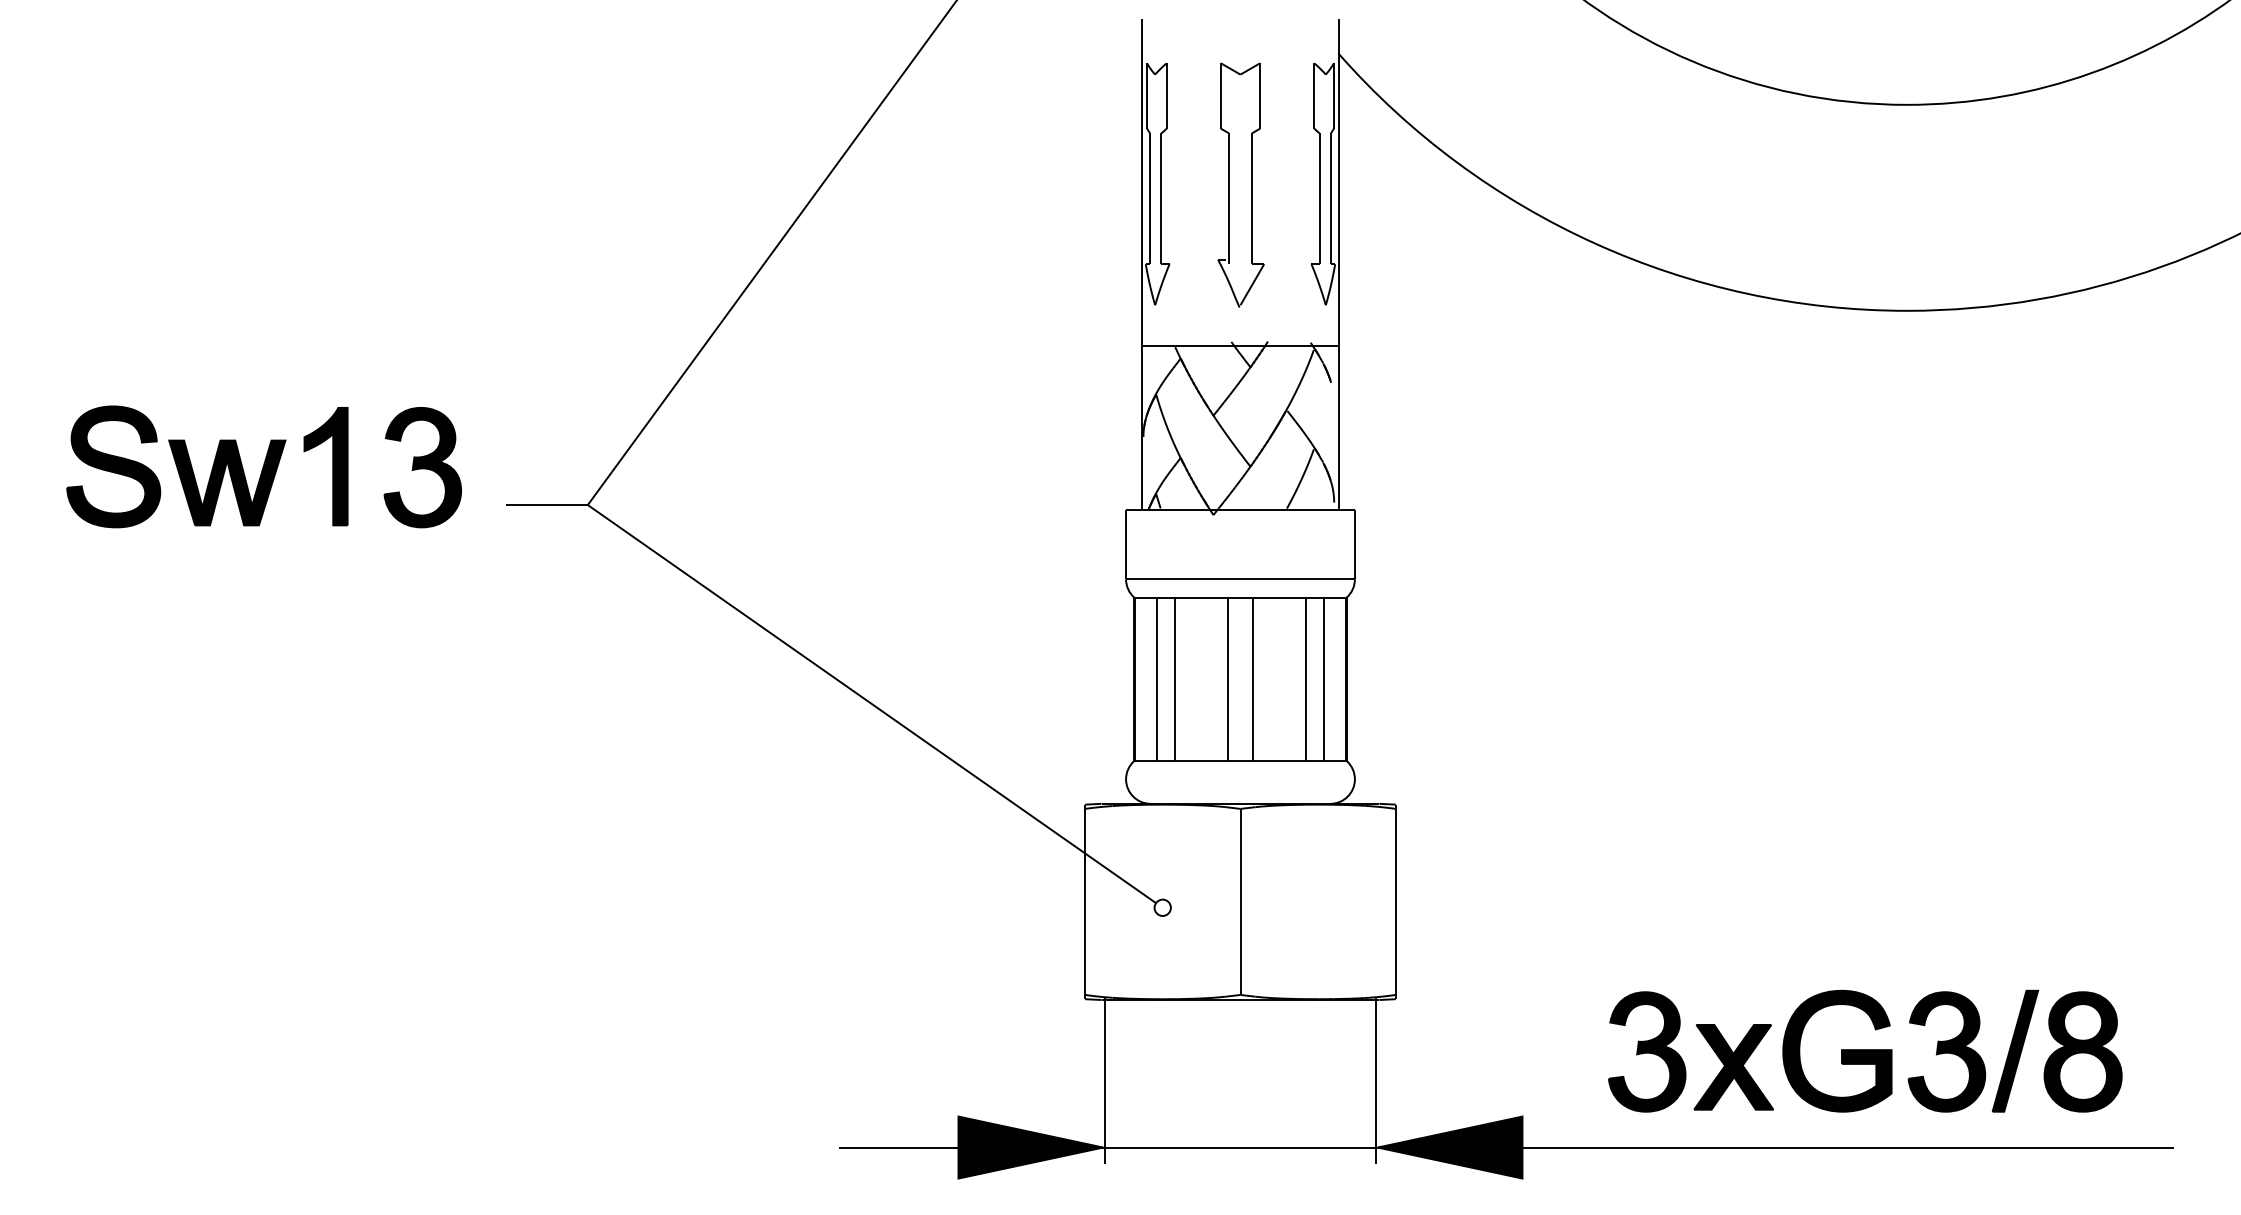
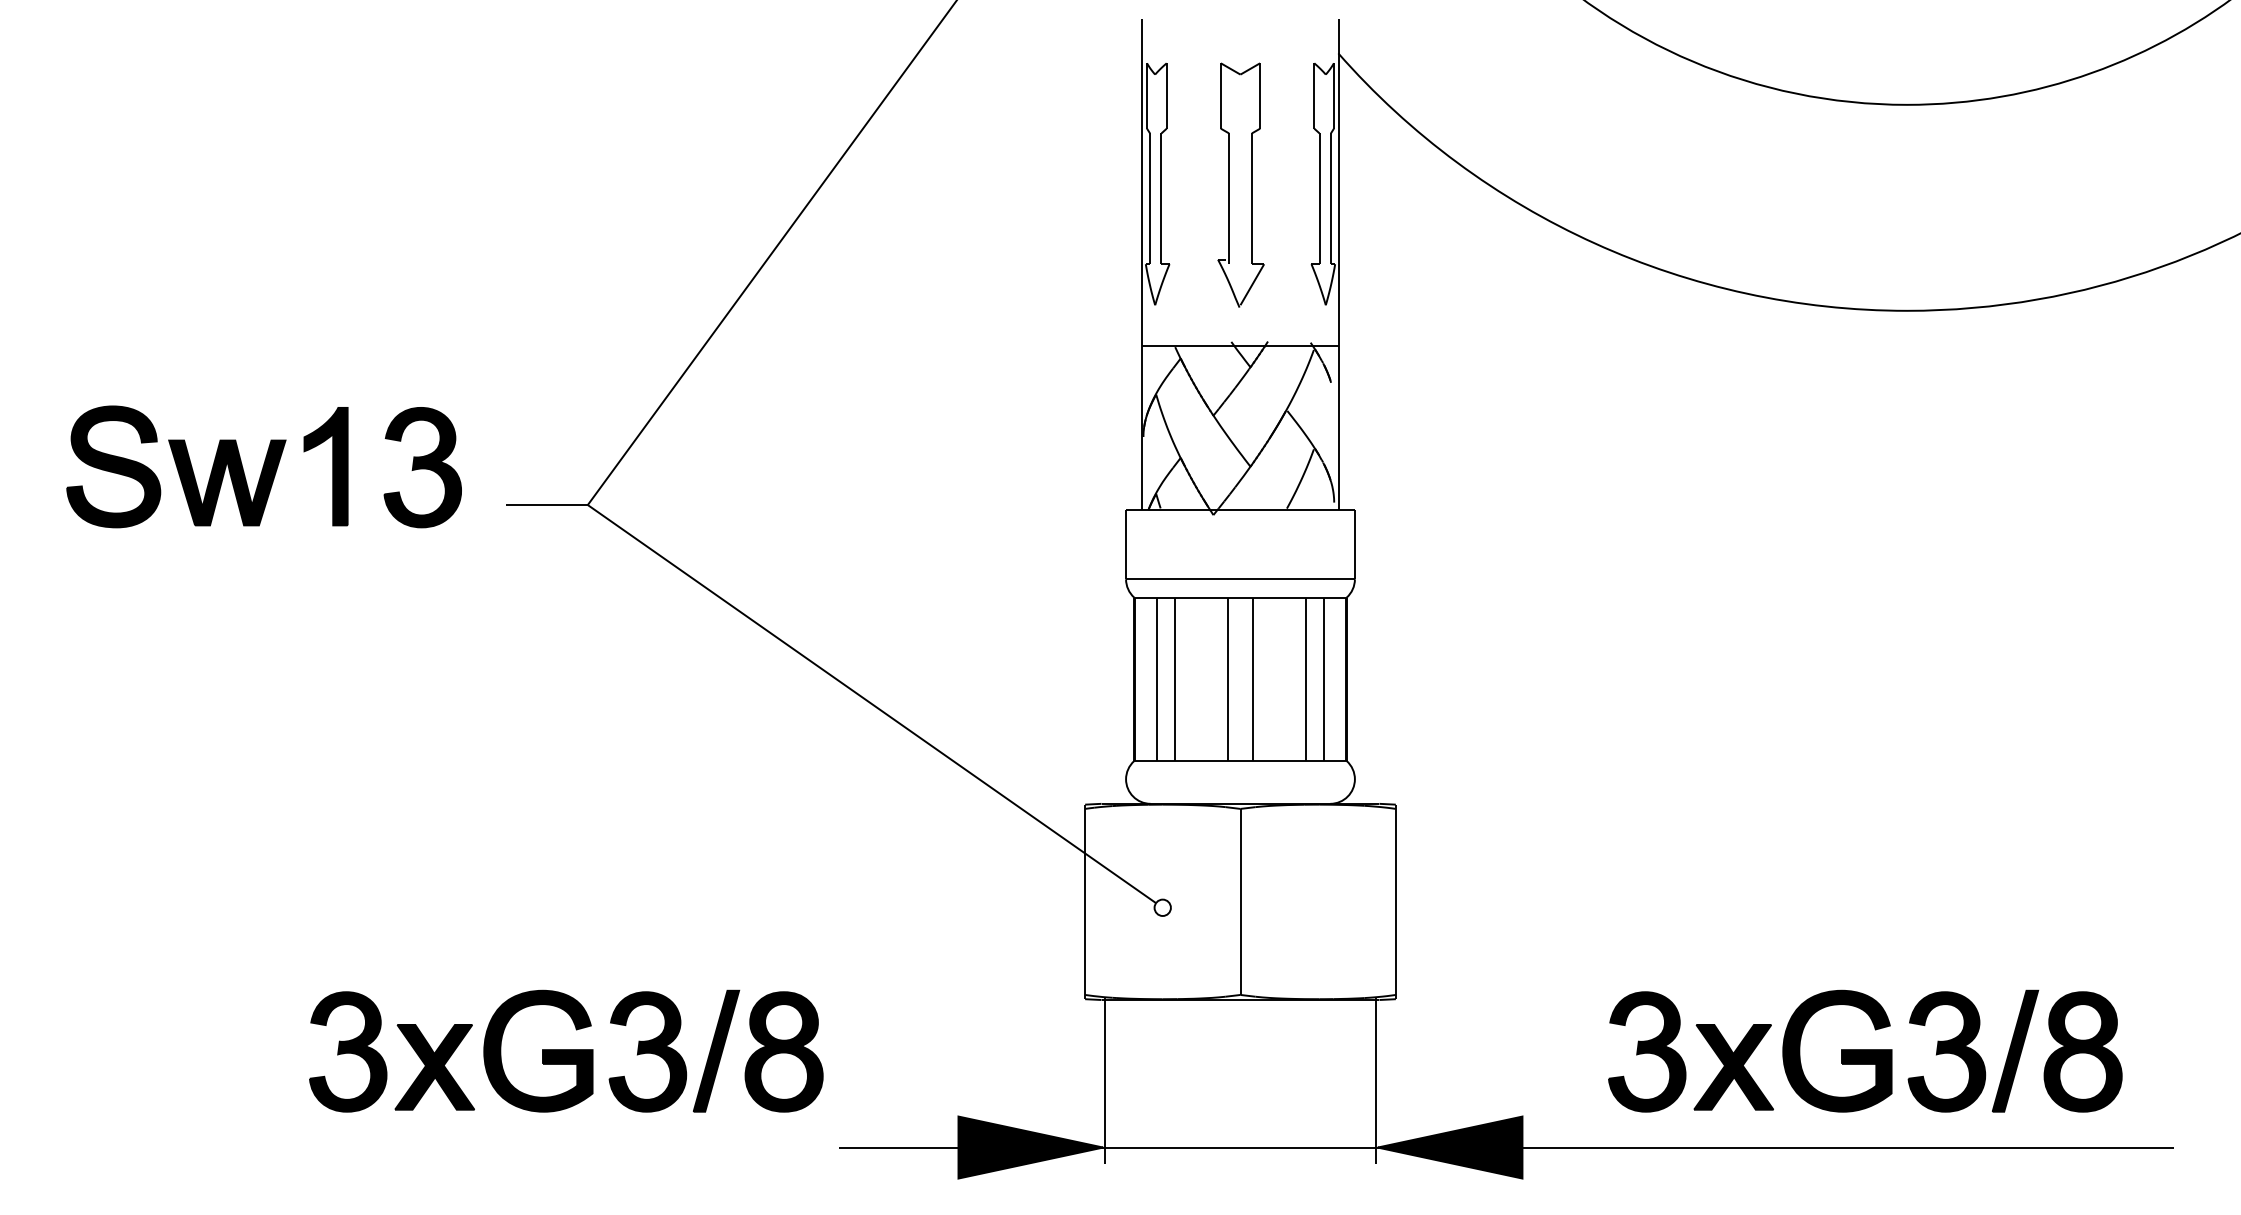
part: none -> present (566, 1050)
